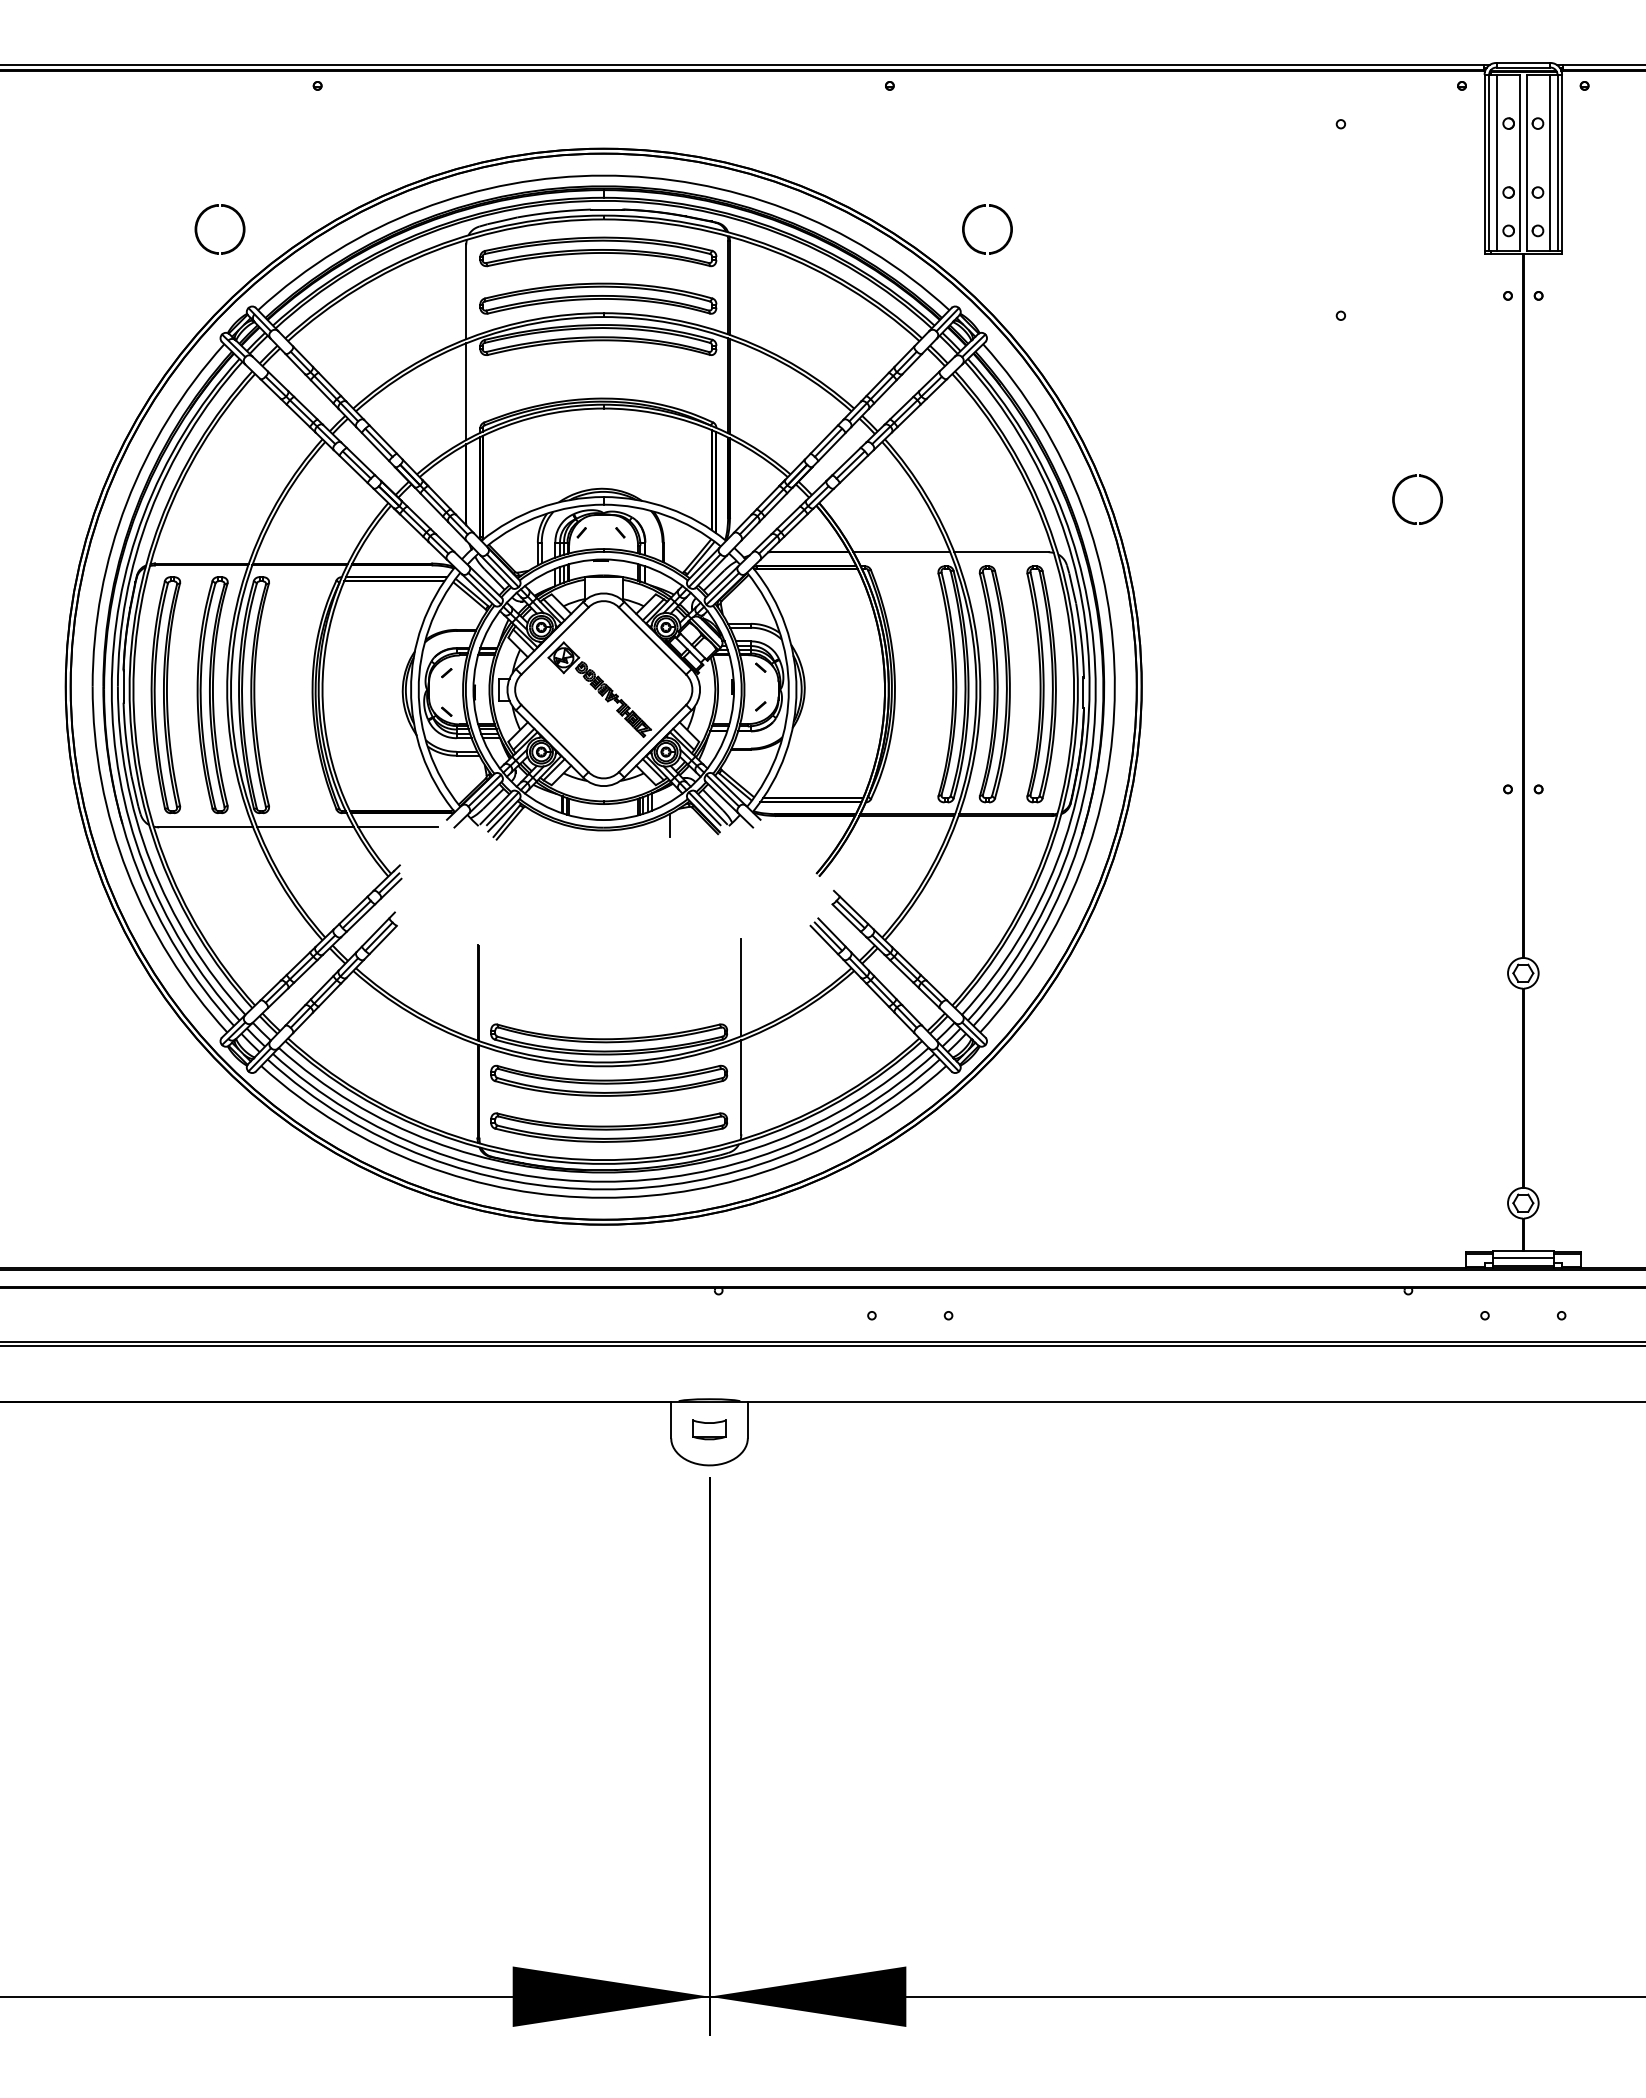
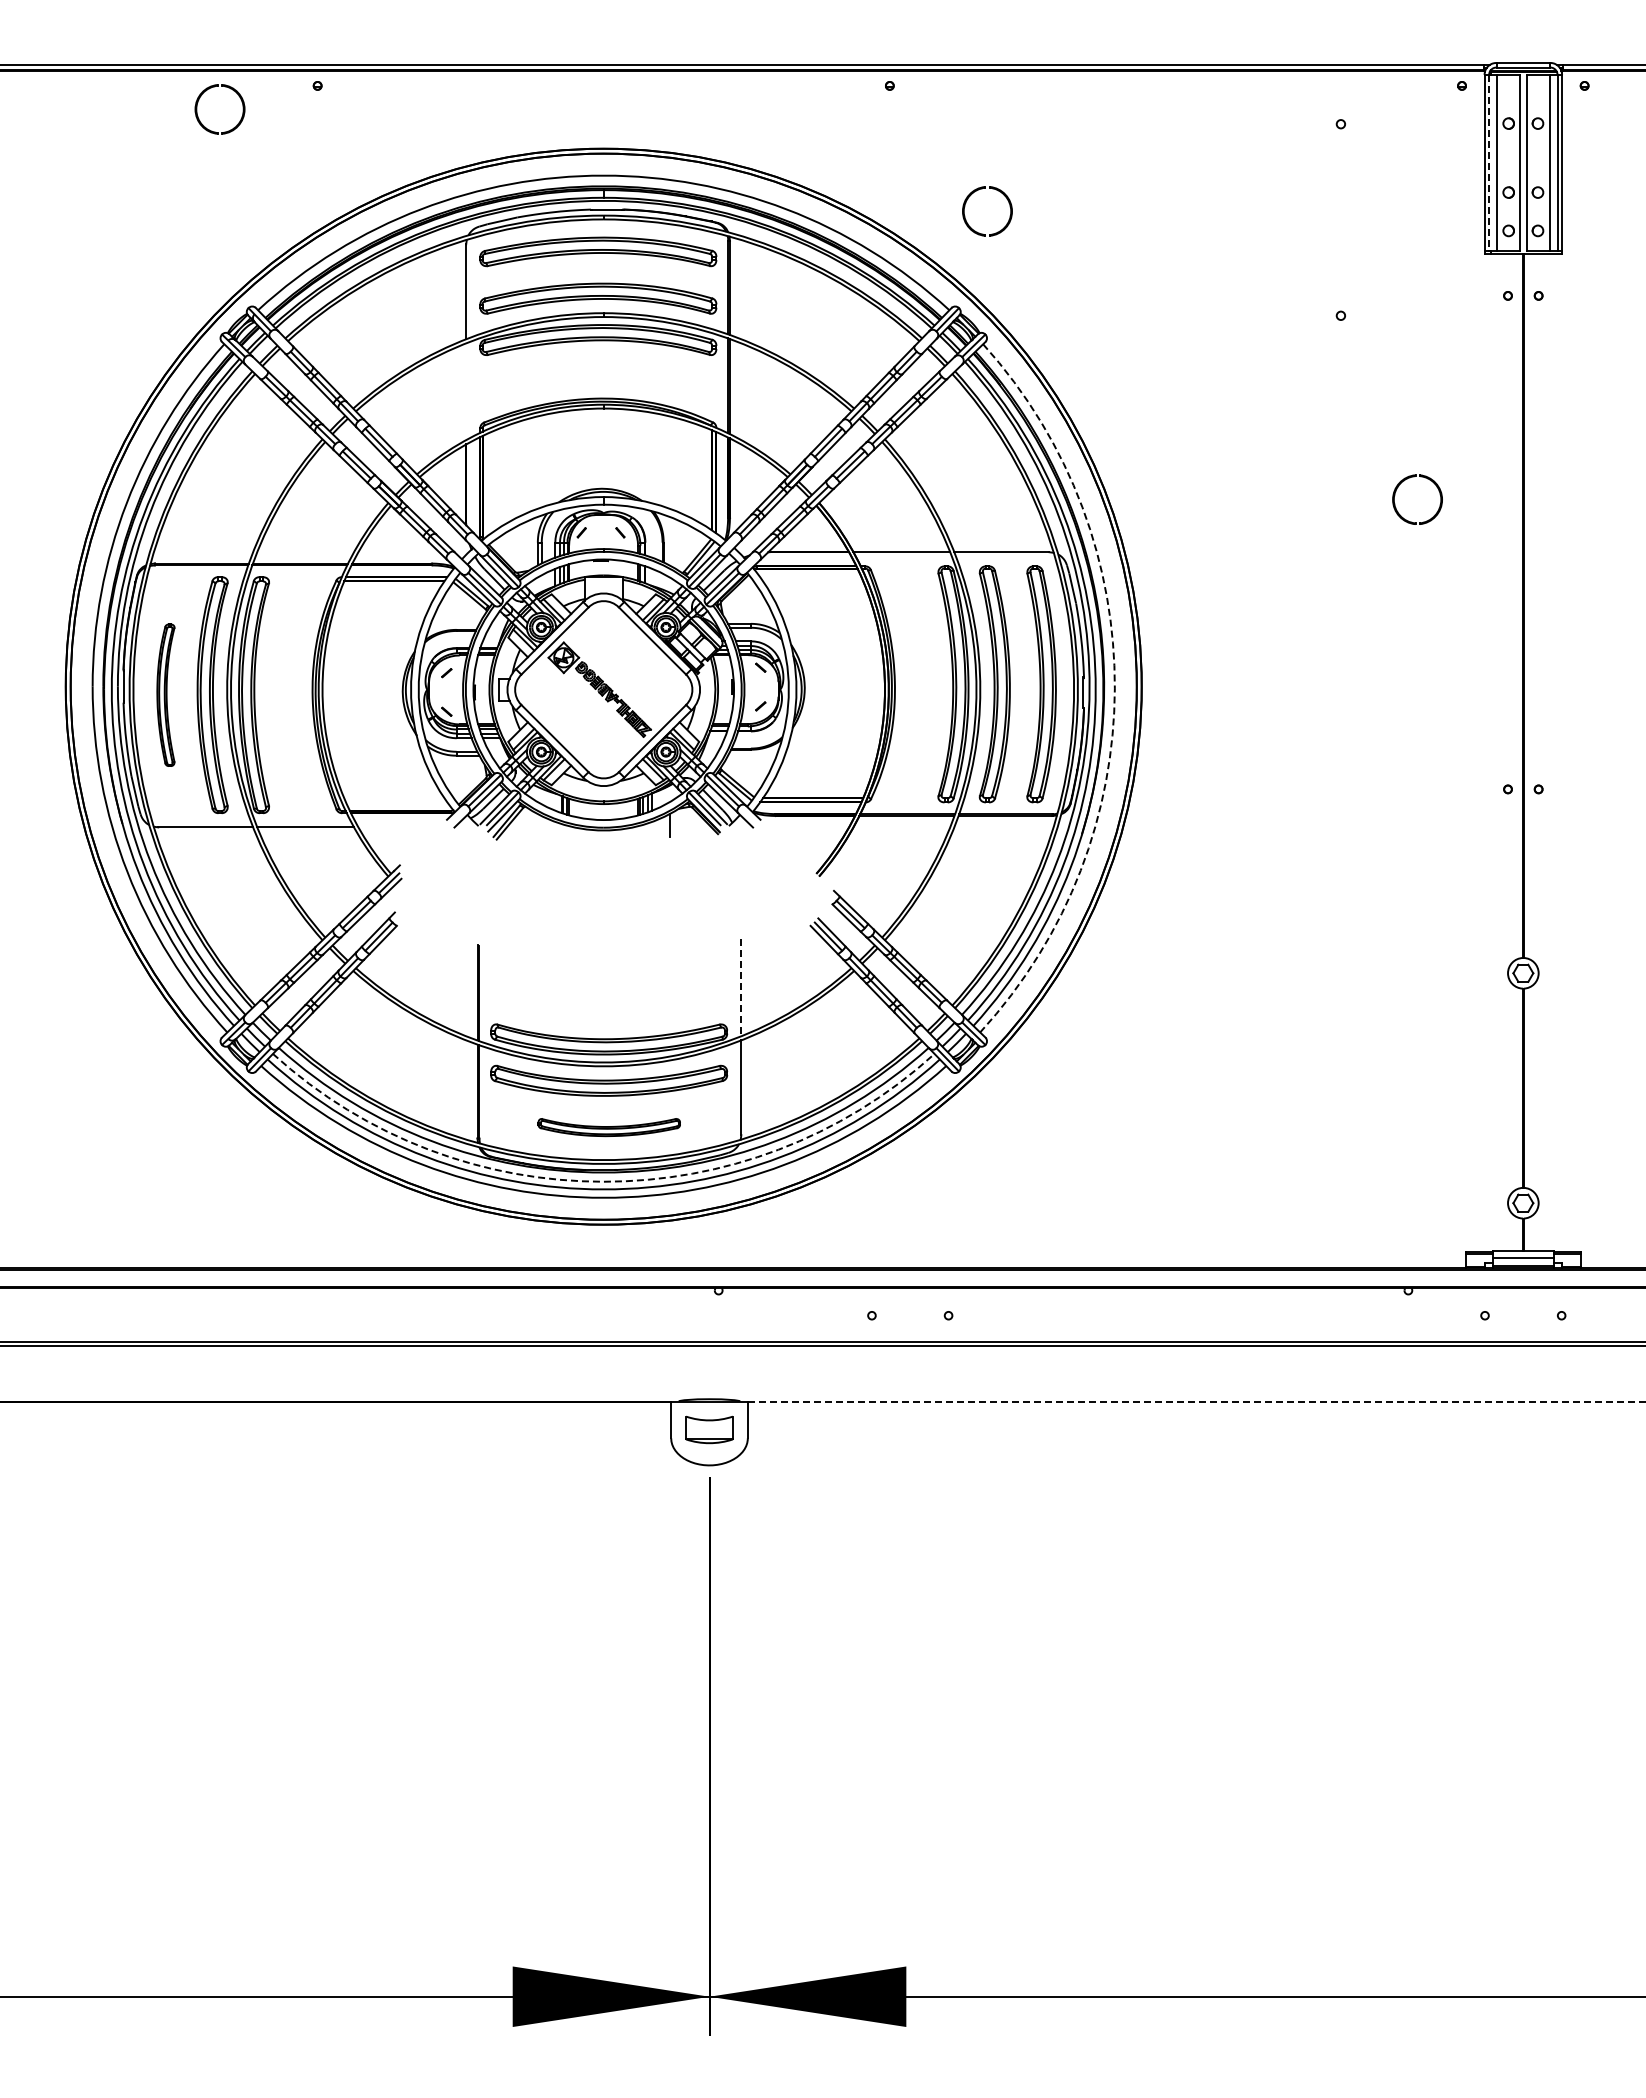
line: solid -> dashed (1489, 163)
part position: (199, 220) -> (199, 100) (199, 100)
part position: (965, 233) -> (965, 215) (965, 215)
line: present -> none (466, 391)
arc: solid -> dashed (1114, 688)
part size: 32x239 px -> 20x144 px (165, 694)
line: present -> none (397, 827)
line: solid -> dashed (741, 988)
part size: 239x31 px -> 144x20 px (608, 1127)
arc: solid -> dashed (603, 1181)
line: solid -> dashed (1196, 1401)
part size: 35x22 px -> 49x30 px (709, 1429)
